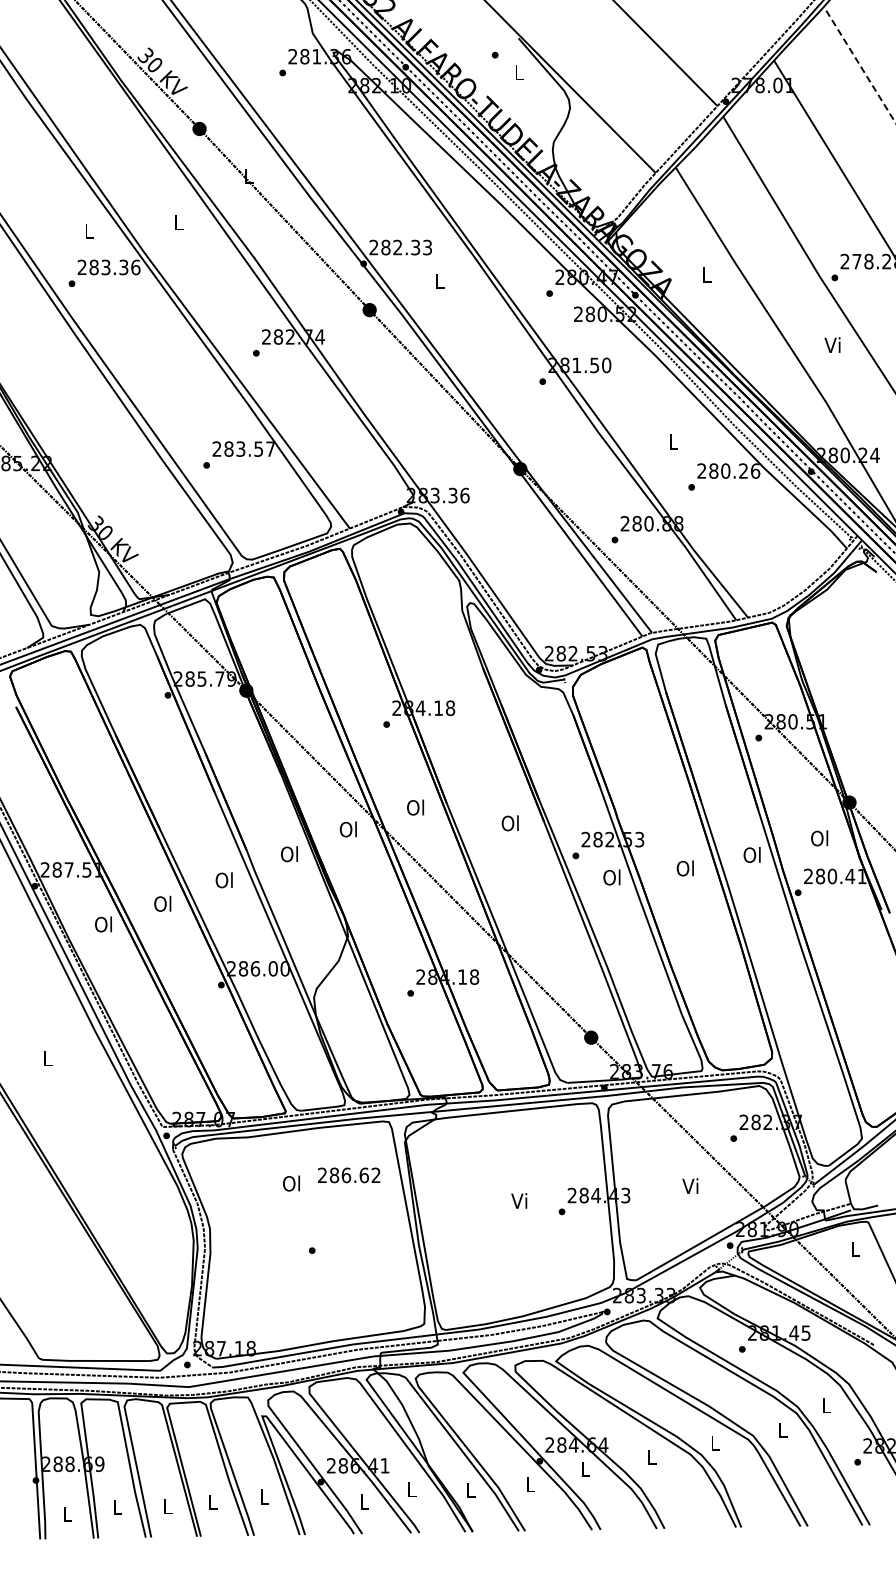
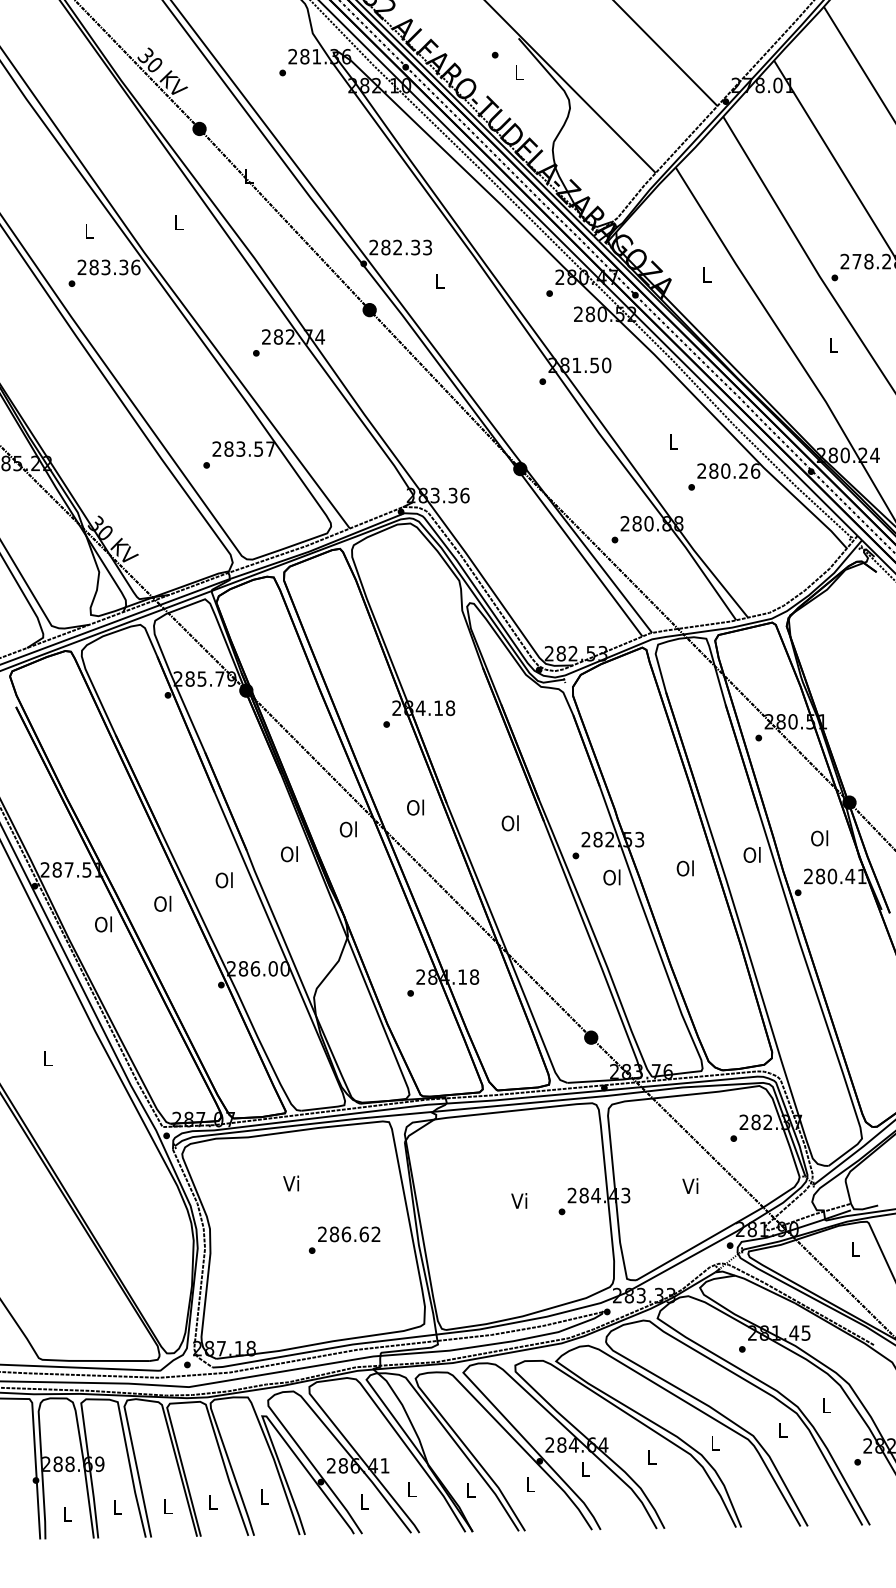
line: dashed -> solid (859, 64)
text: Vi -> L (832, 344)
text position: (349, 1175) -> (349, 1234) (349, 1234)
text: Ol -> Vi (291, 1183)
